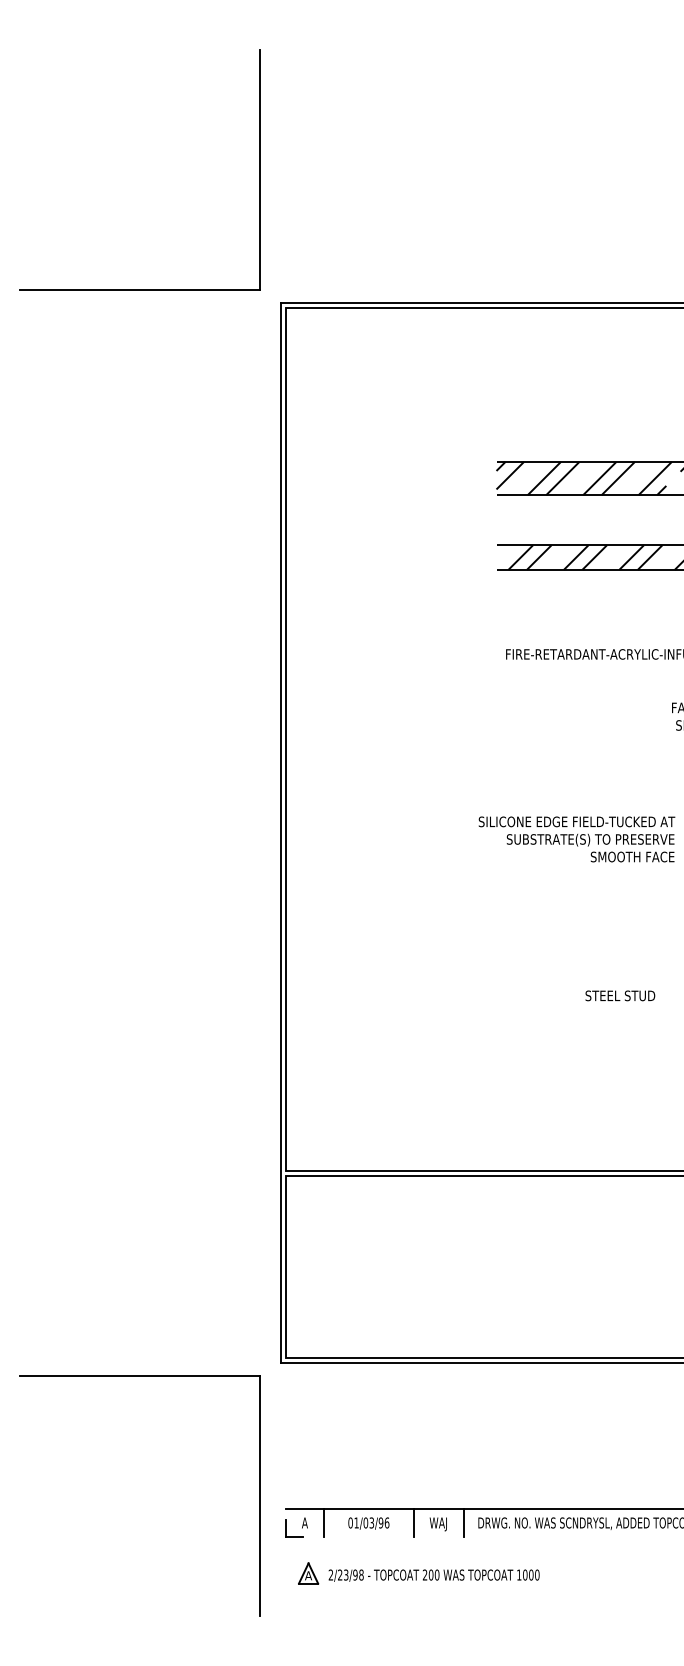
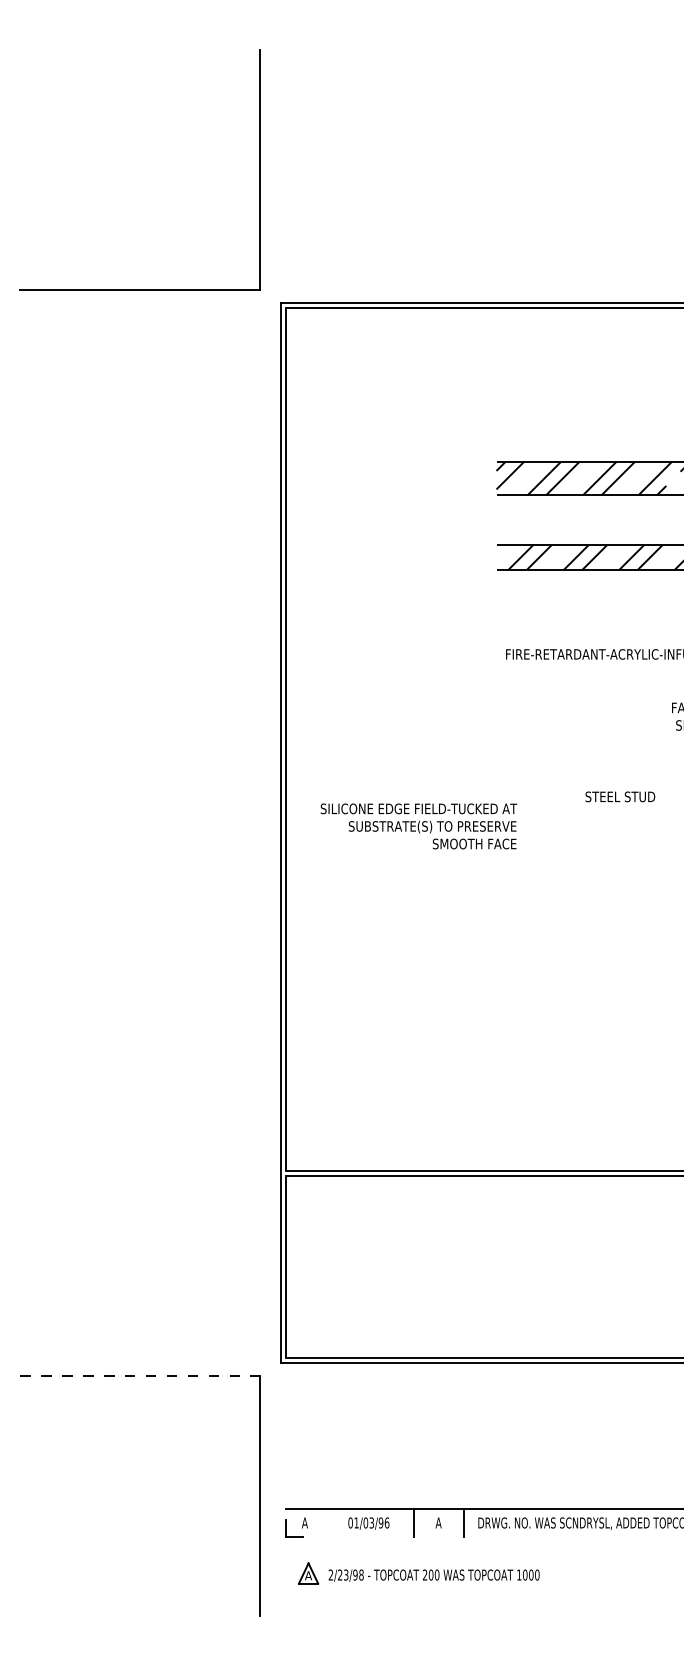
text position: (576, 839) -> (418, 826) (418, 826)
text position: (620, 995) -> (620, 796) (620, 796)
line: solid -> dashed (140, 1376)
line: present -> none (324, 1522)
text: WAJ -> A (437, 1524)
